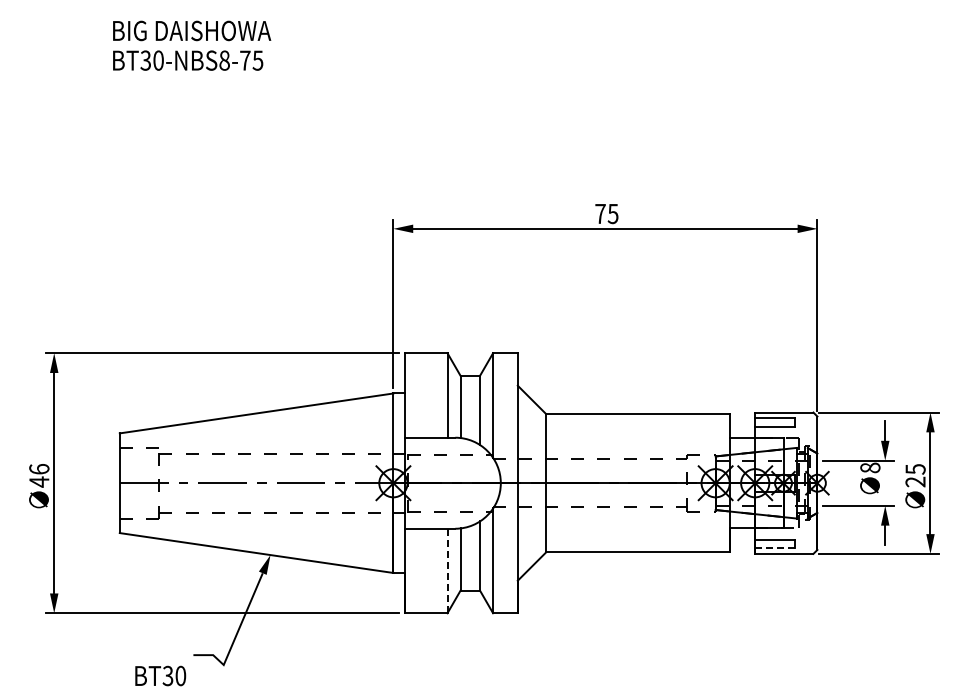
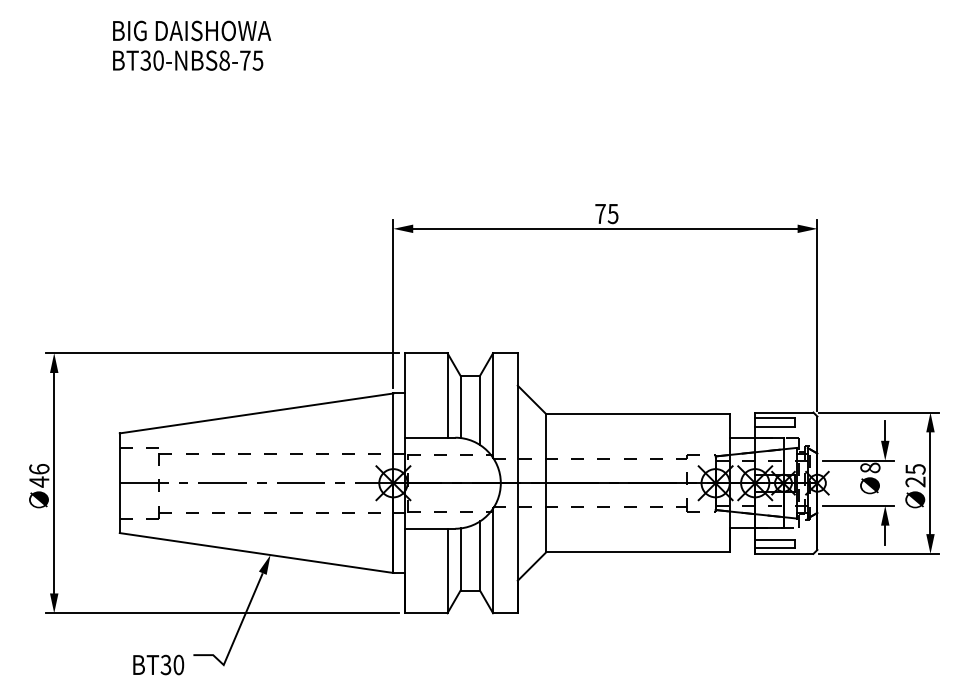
line: dashed -> solid (775, 548)
line: dashed -> solid (447, 570)
text position: (160, 675) -> (158, 664) (158, 664)
